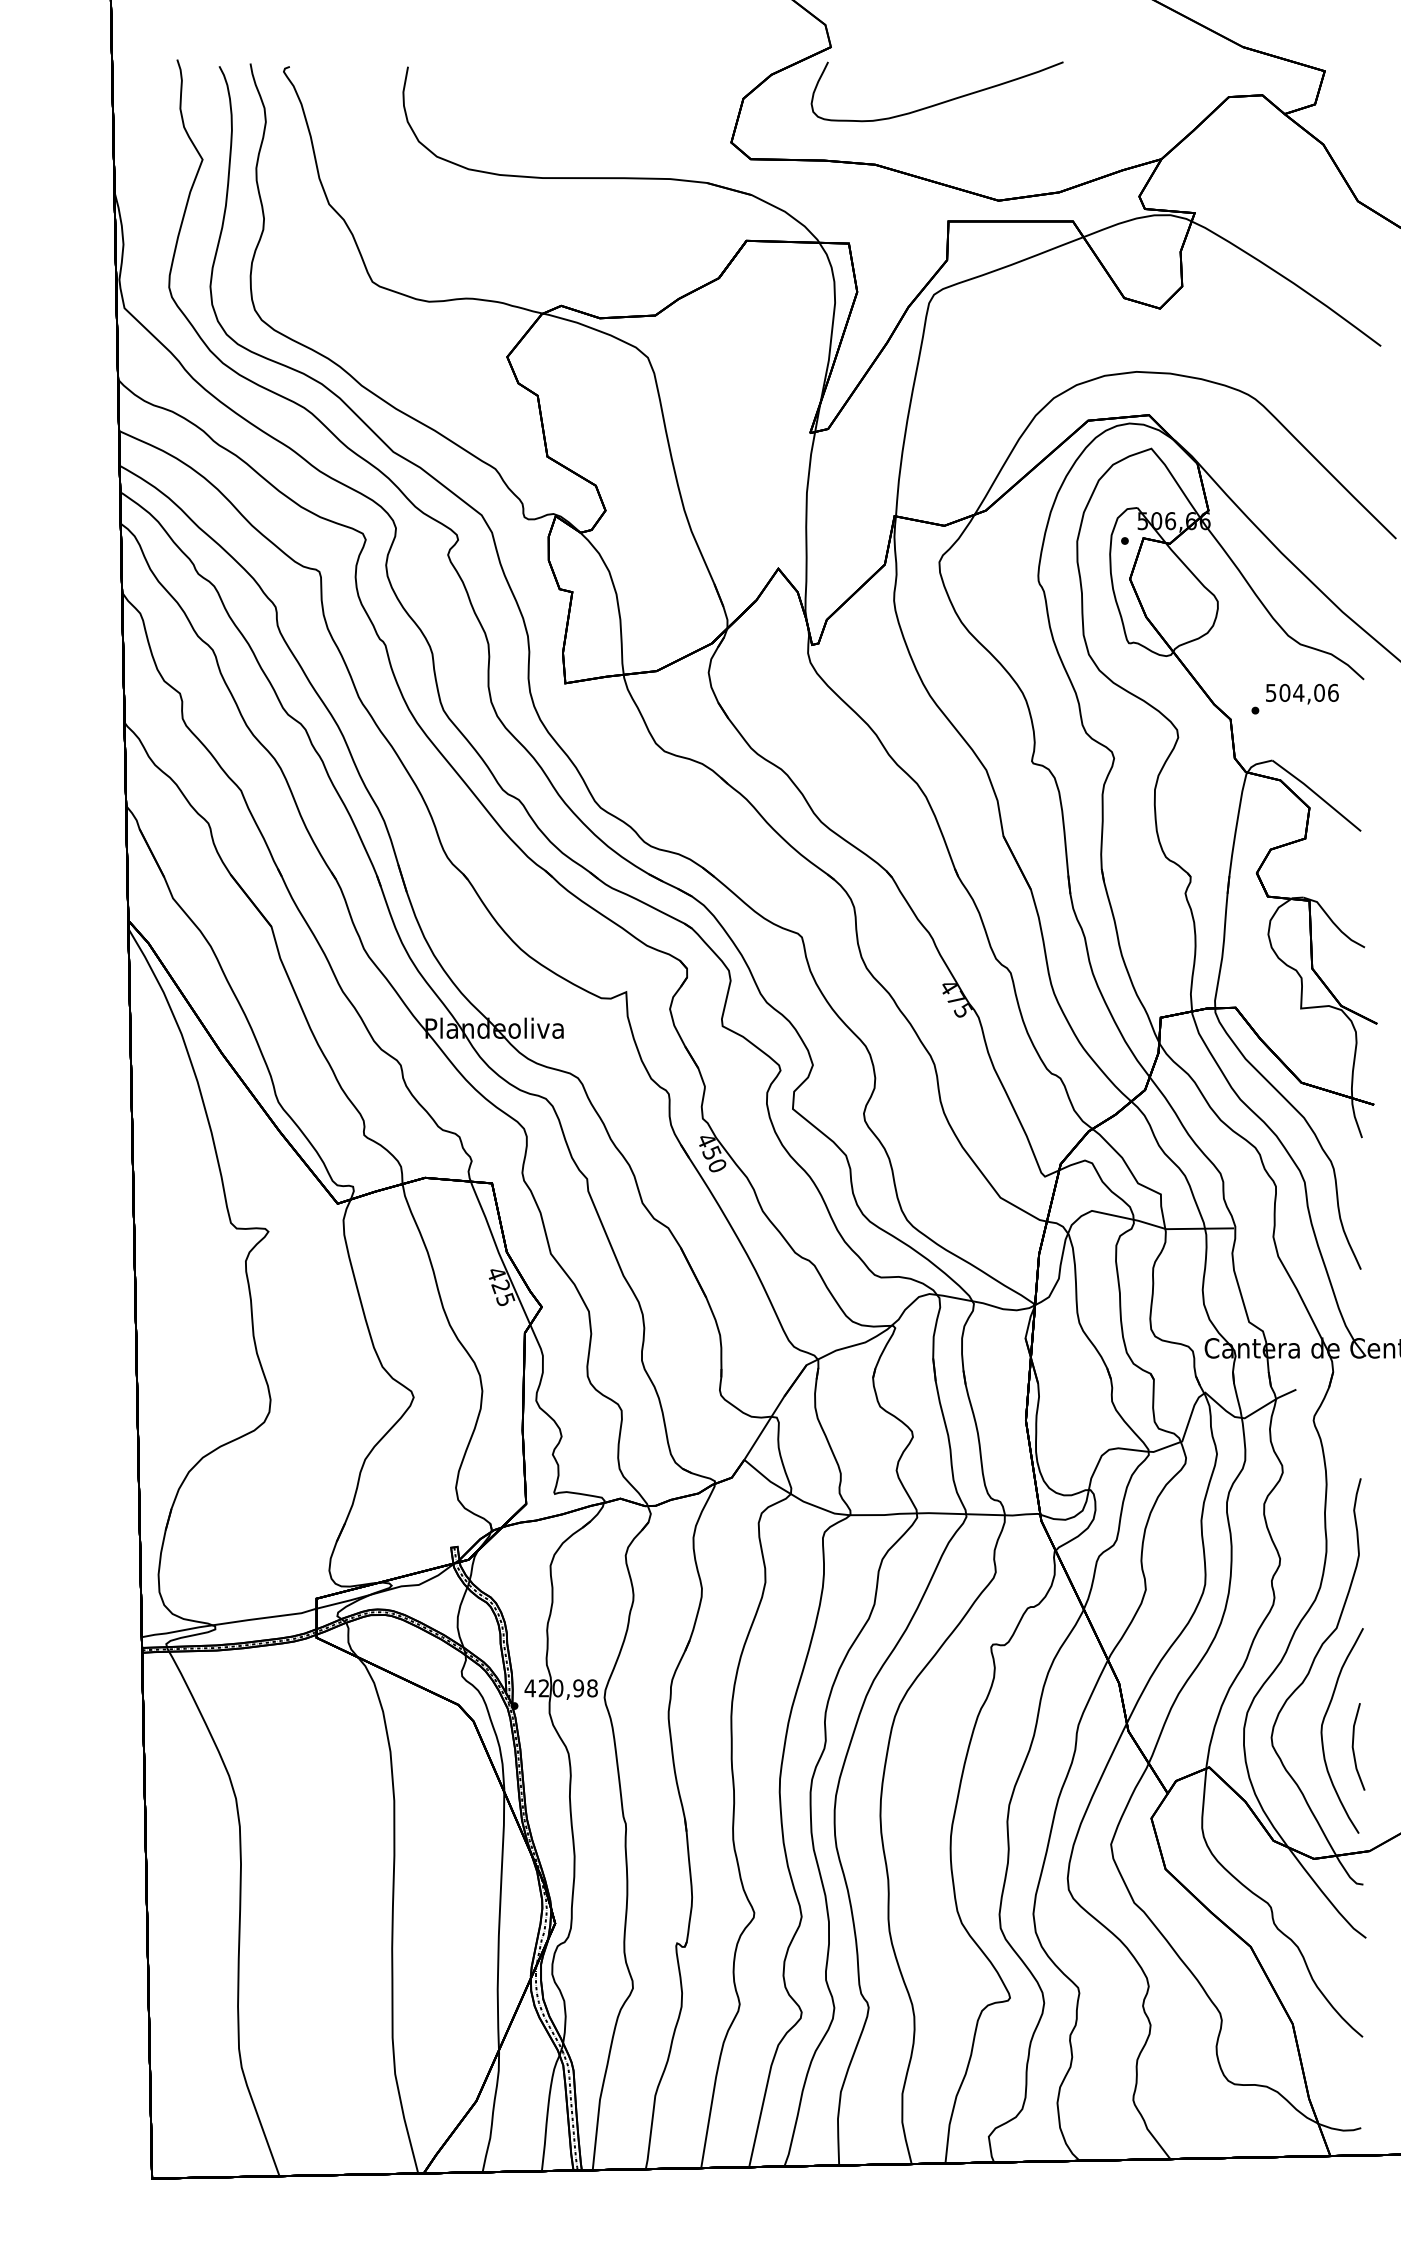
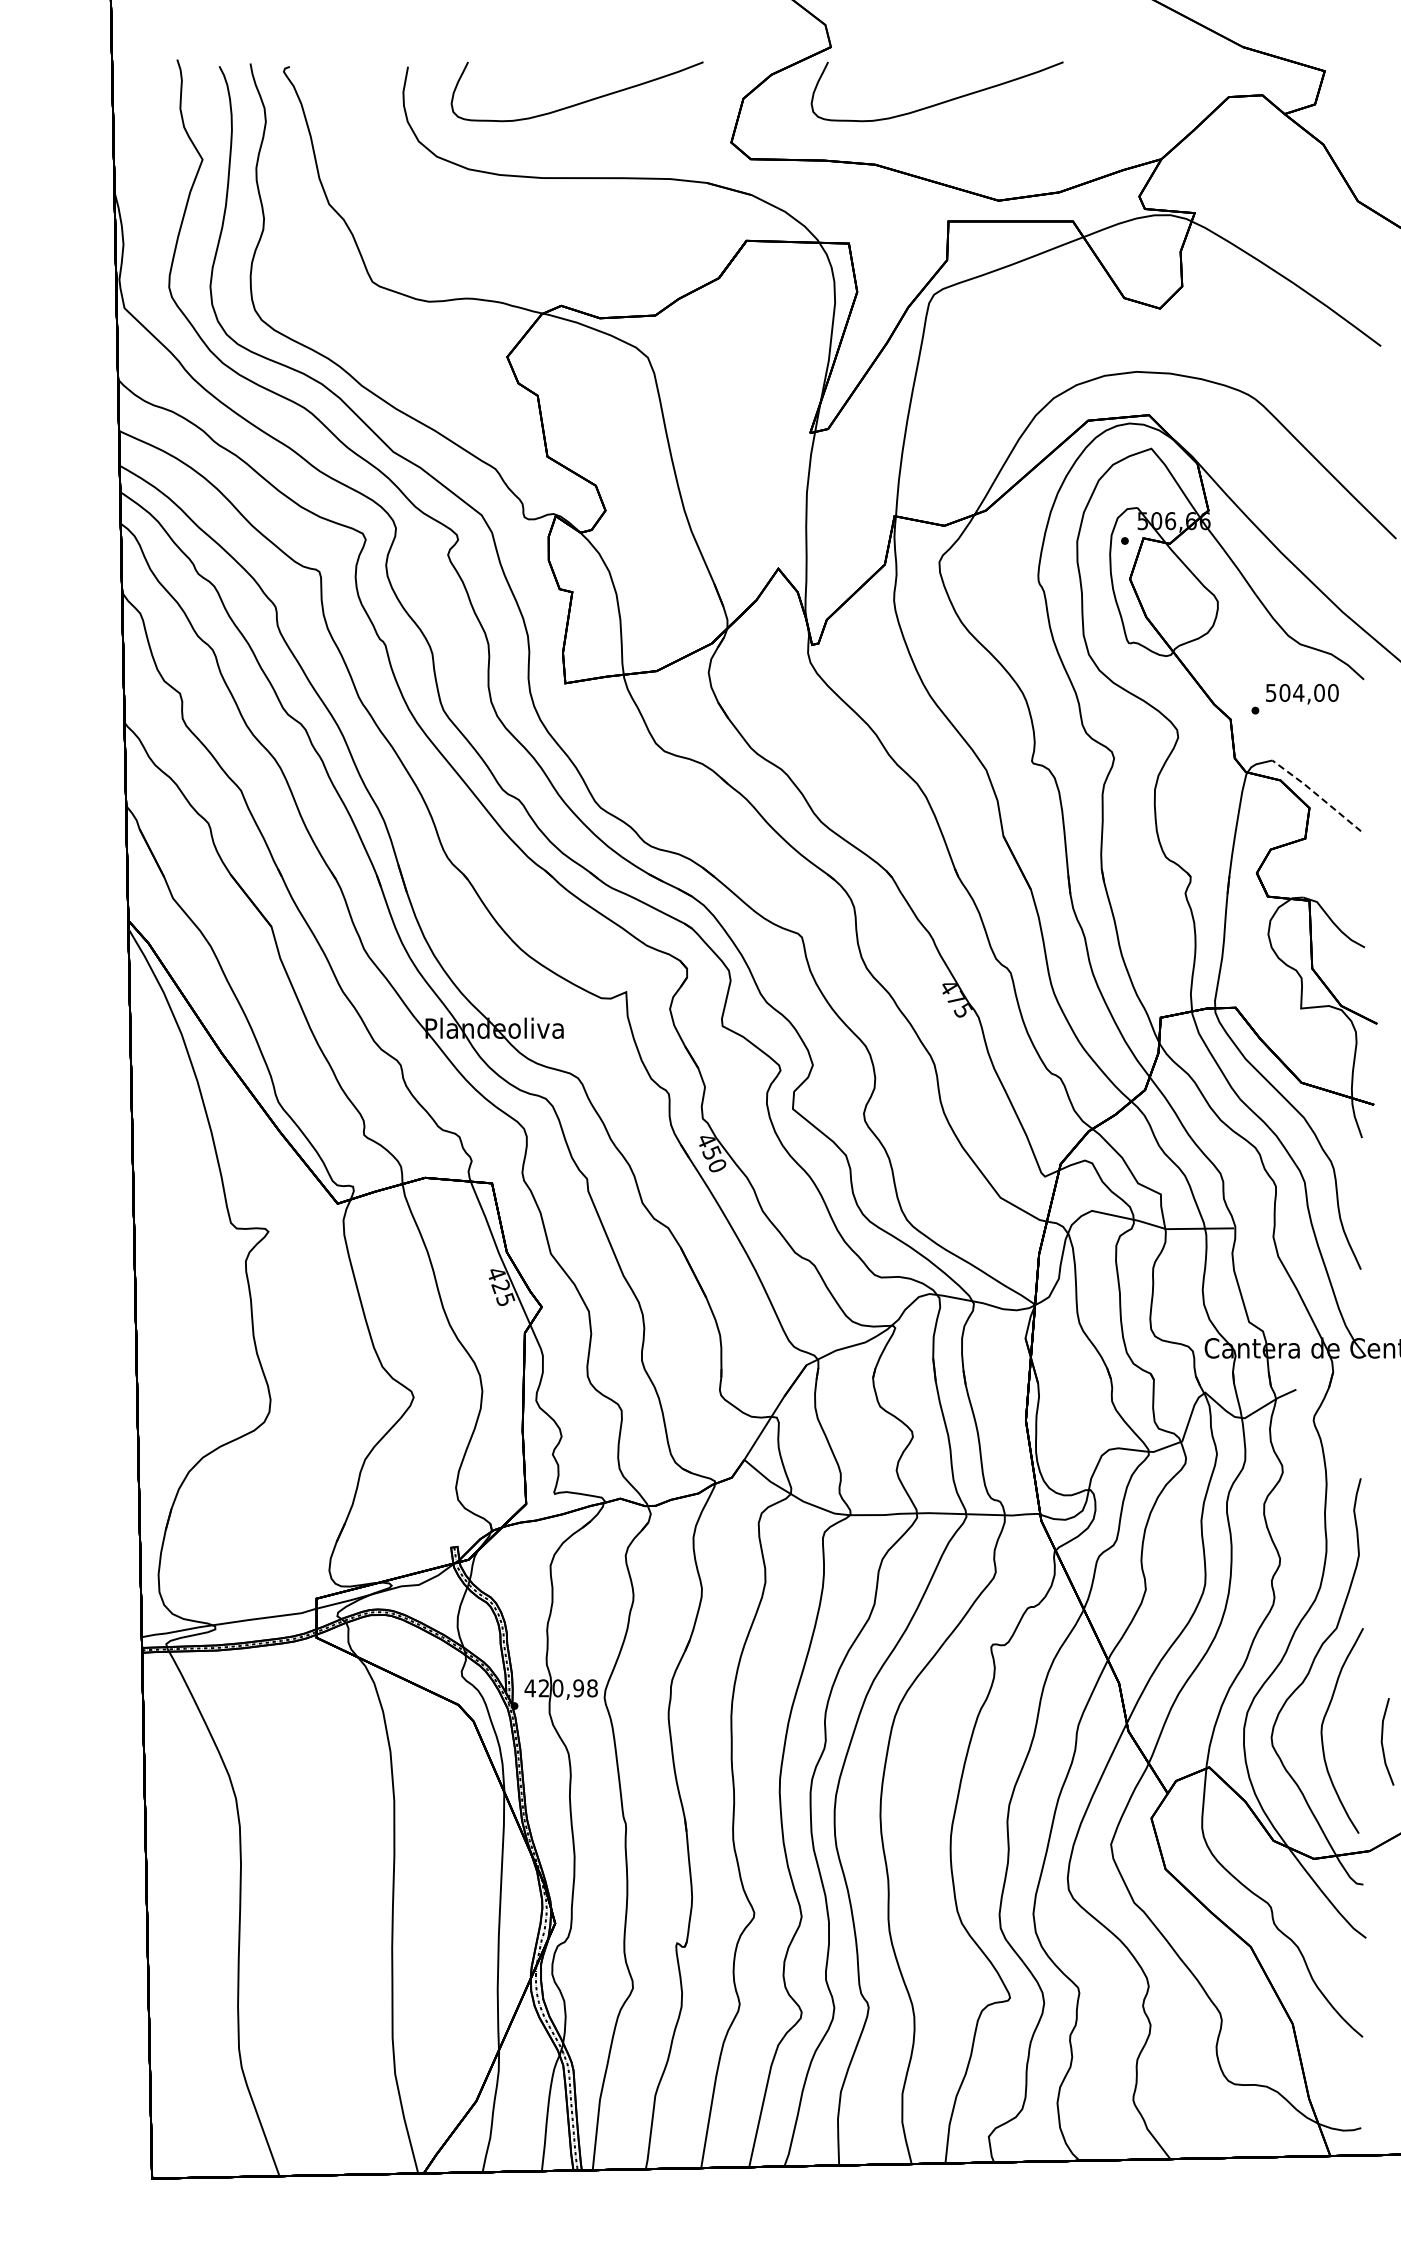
curve: none -> present (579, 102)
text: 504,06 -> 504,00 (1333, 692)
line: solid -> dashed (1316, 794)
line position: (1353, 1746) -> (1382, 1741) (1382, 1741)
